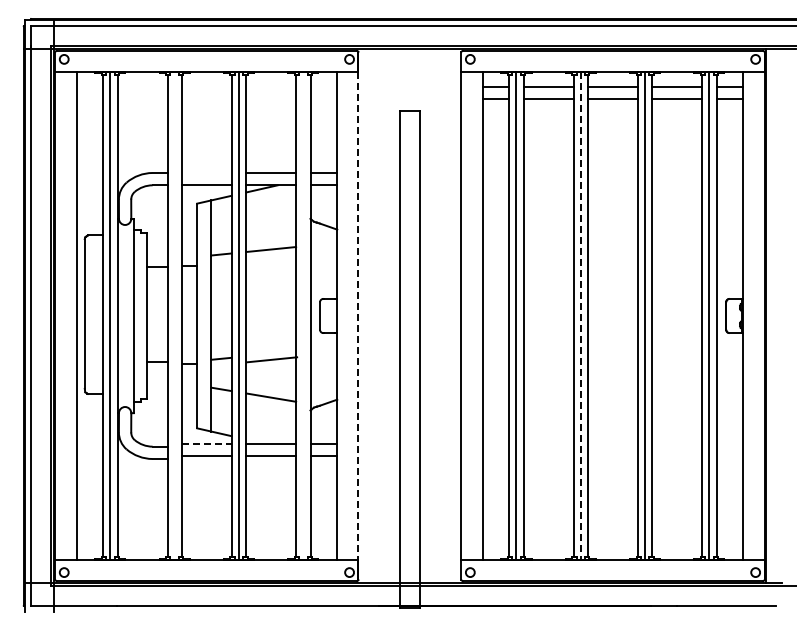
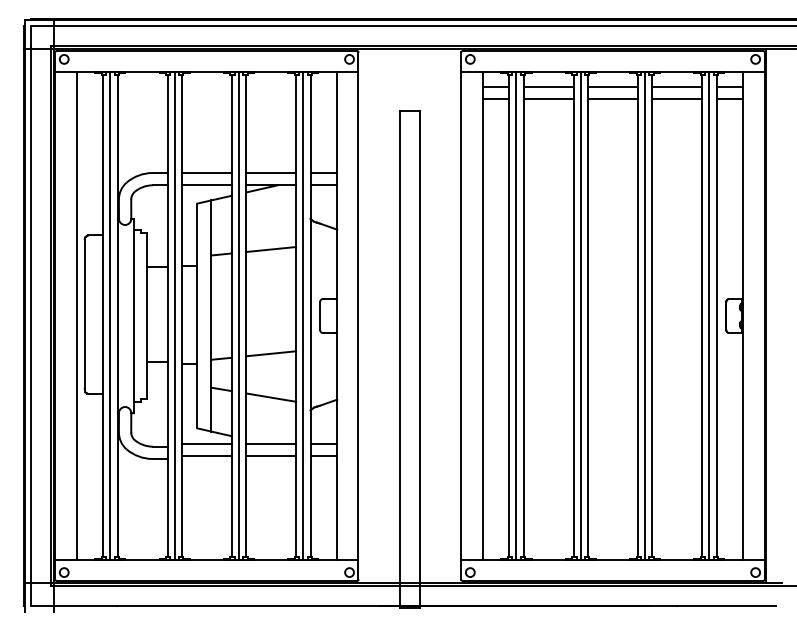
line: none -> present (206, 172)
line: none -> present (174, 315)
line: none -> present (303, 315)
line: dashed -> solid (580, 315)
line: dashed -> solid (358, 316)
line position: (272, 359) -> (271, 353) (271, 353)
line: dashed -> solid (206, 443)
